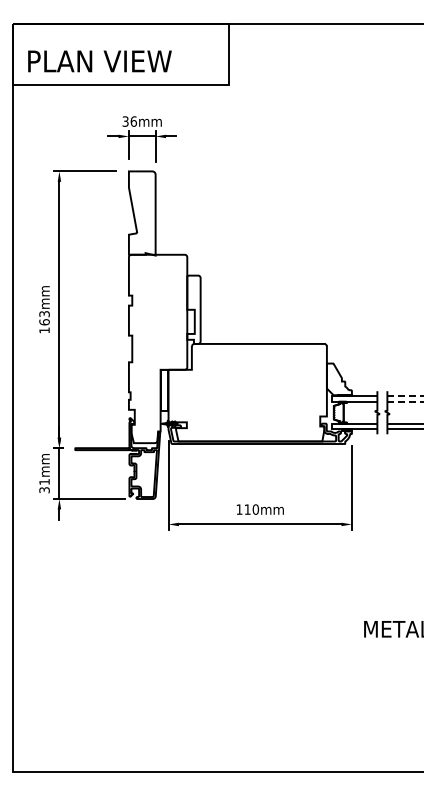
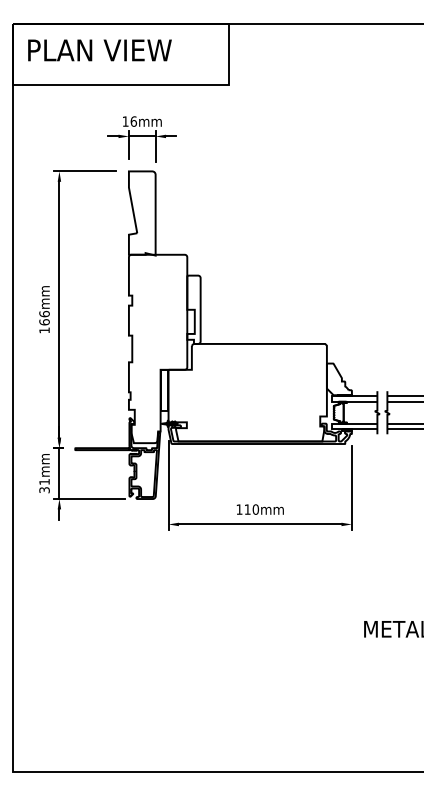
text position: (99, 61) -> (99, 50) (99, 50)
text: 36mm -> 16mm (125, 121)
text: 163mm -> 166mm (44, 313)
line: dashed -> solid (423, 396)
